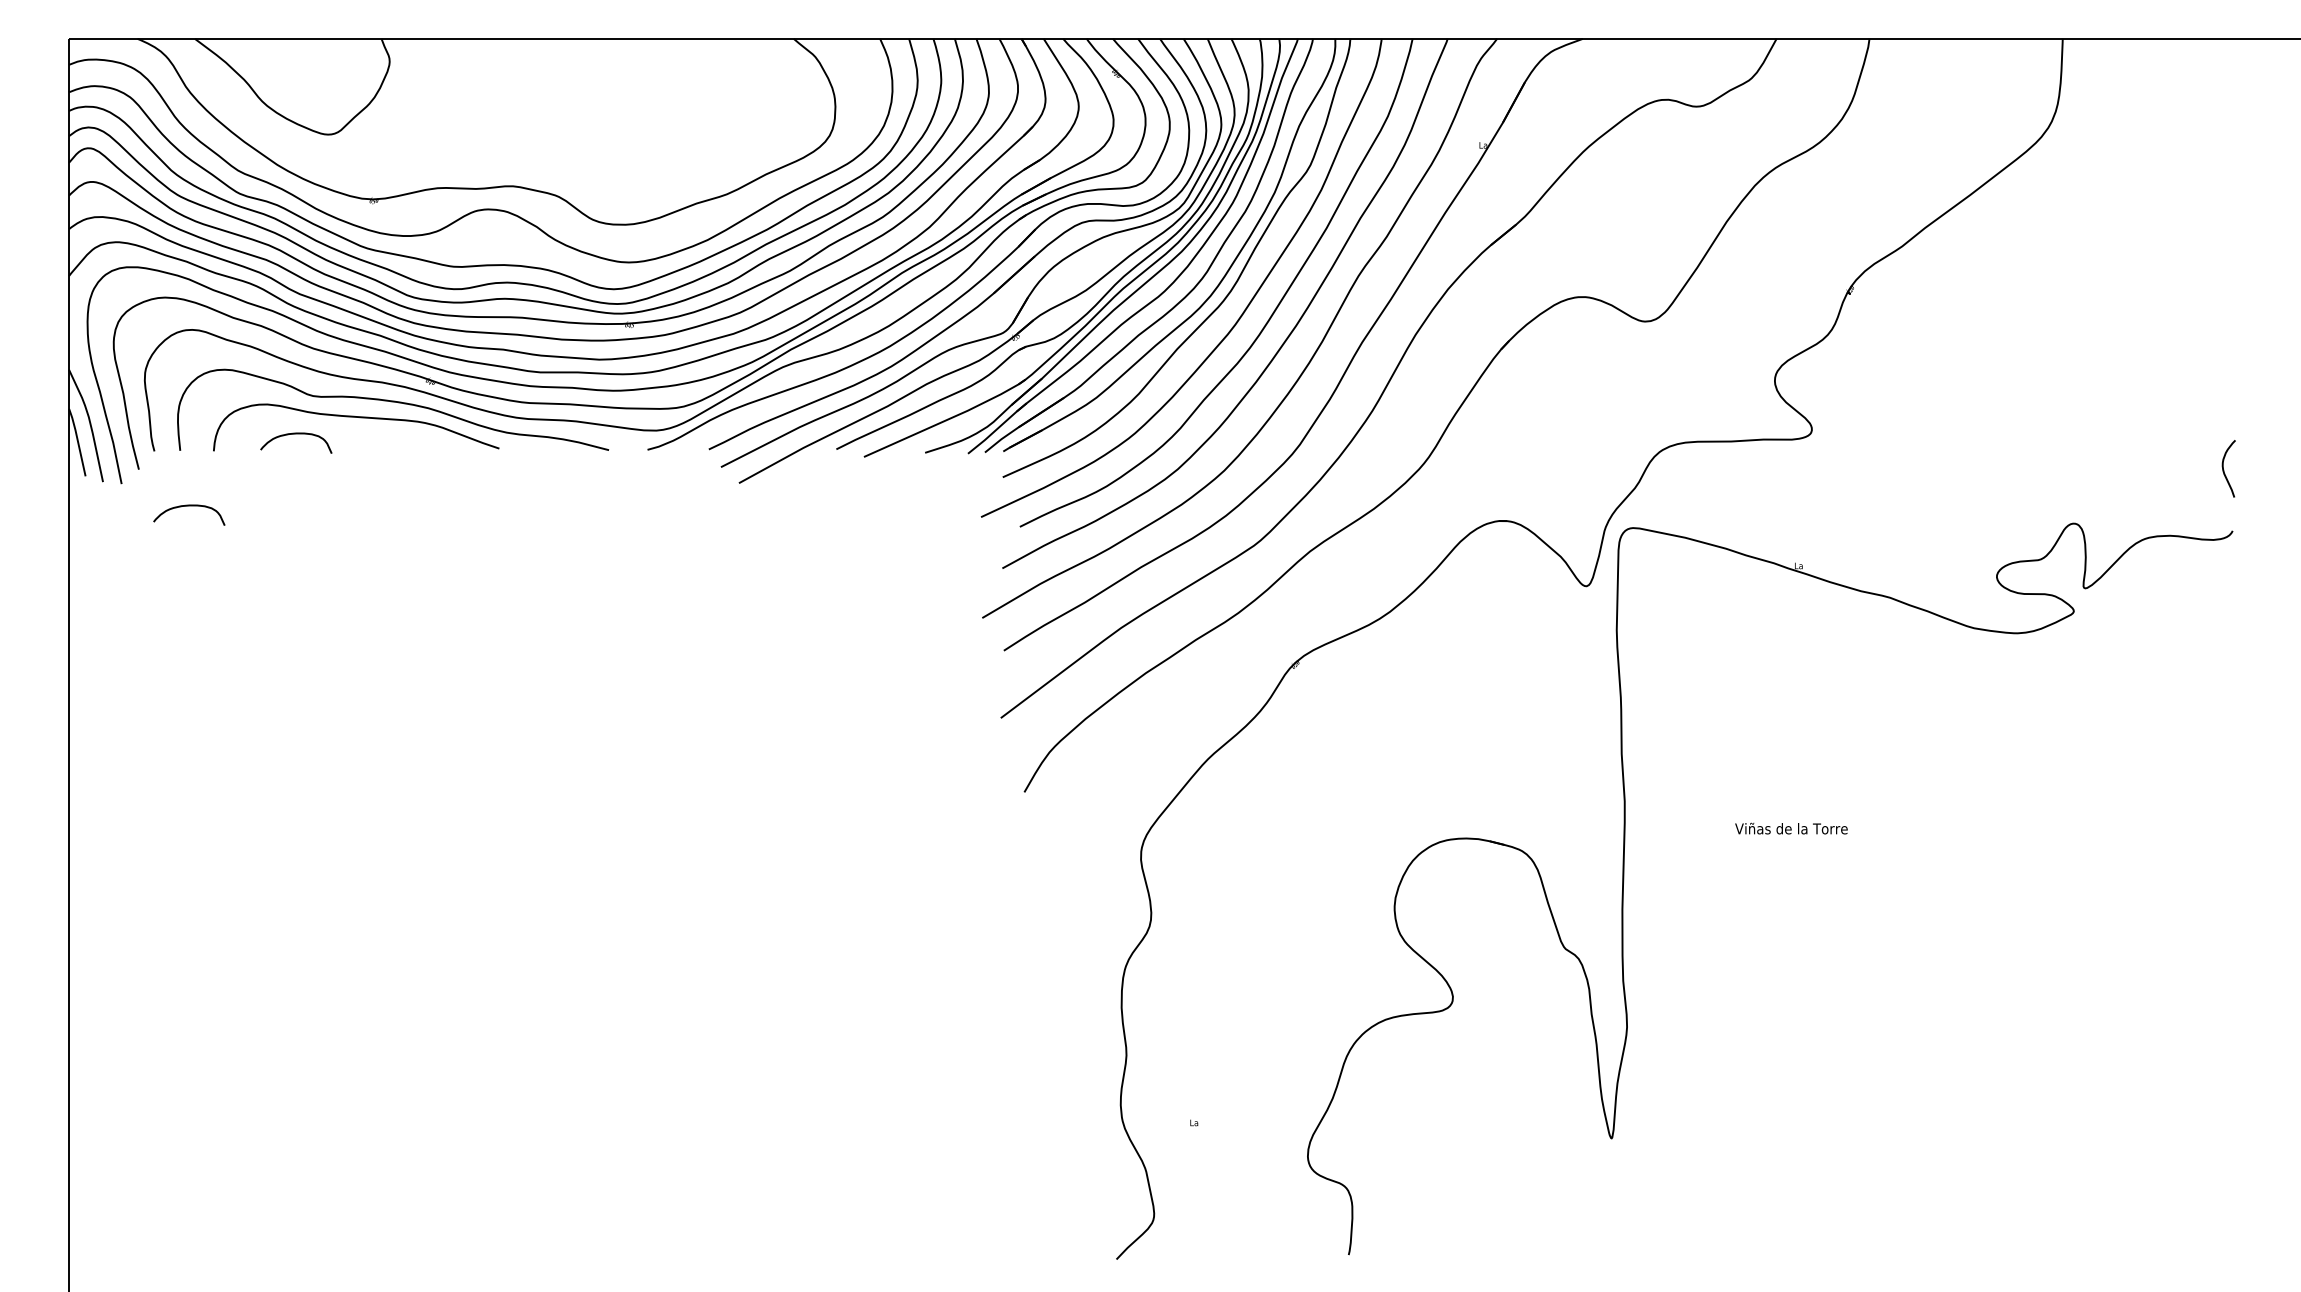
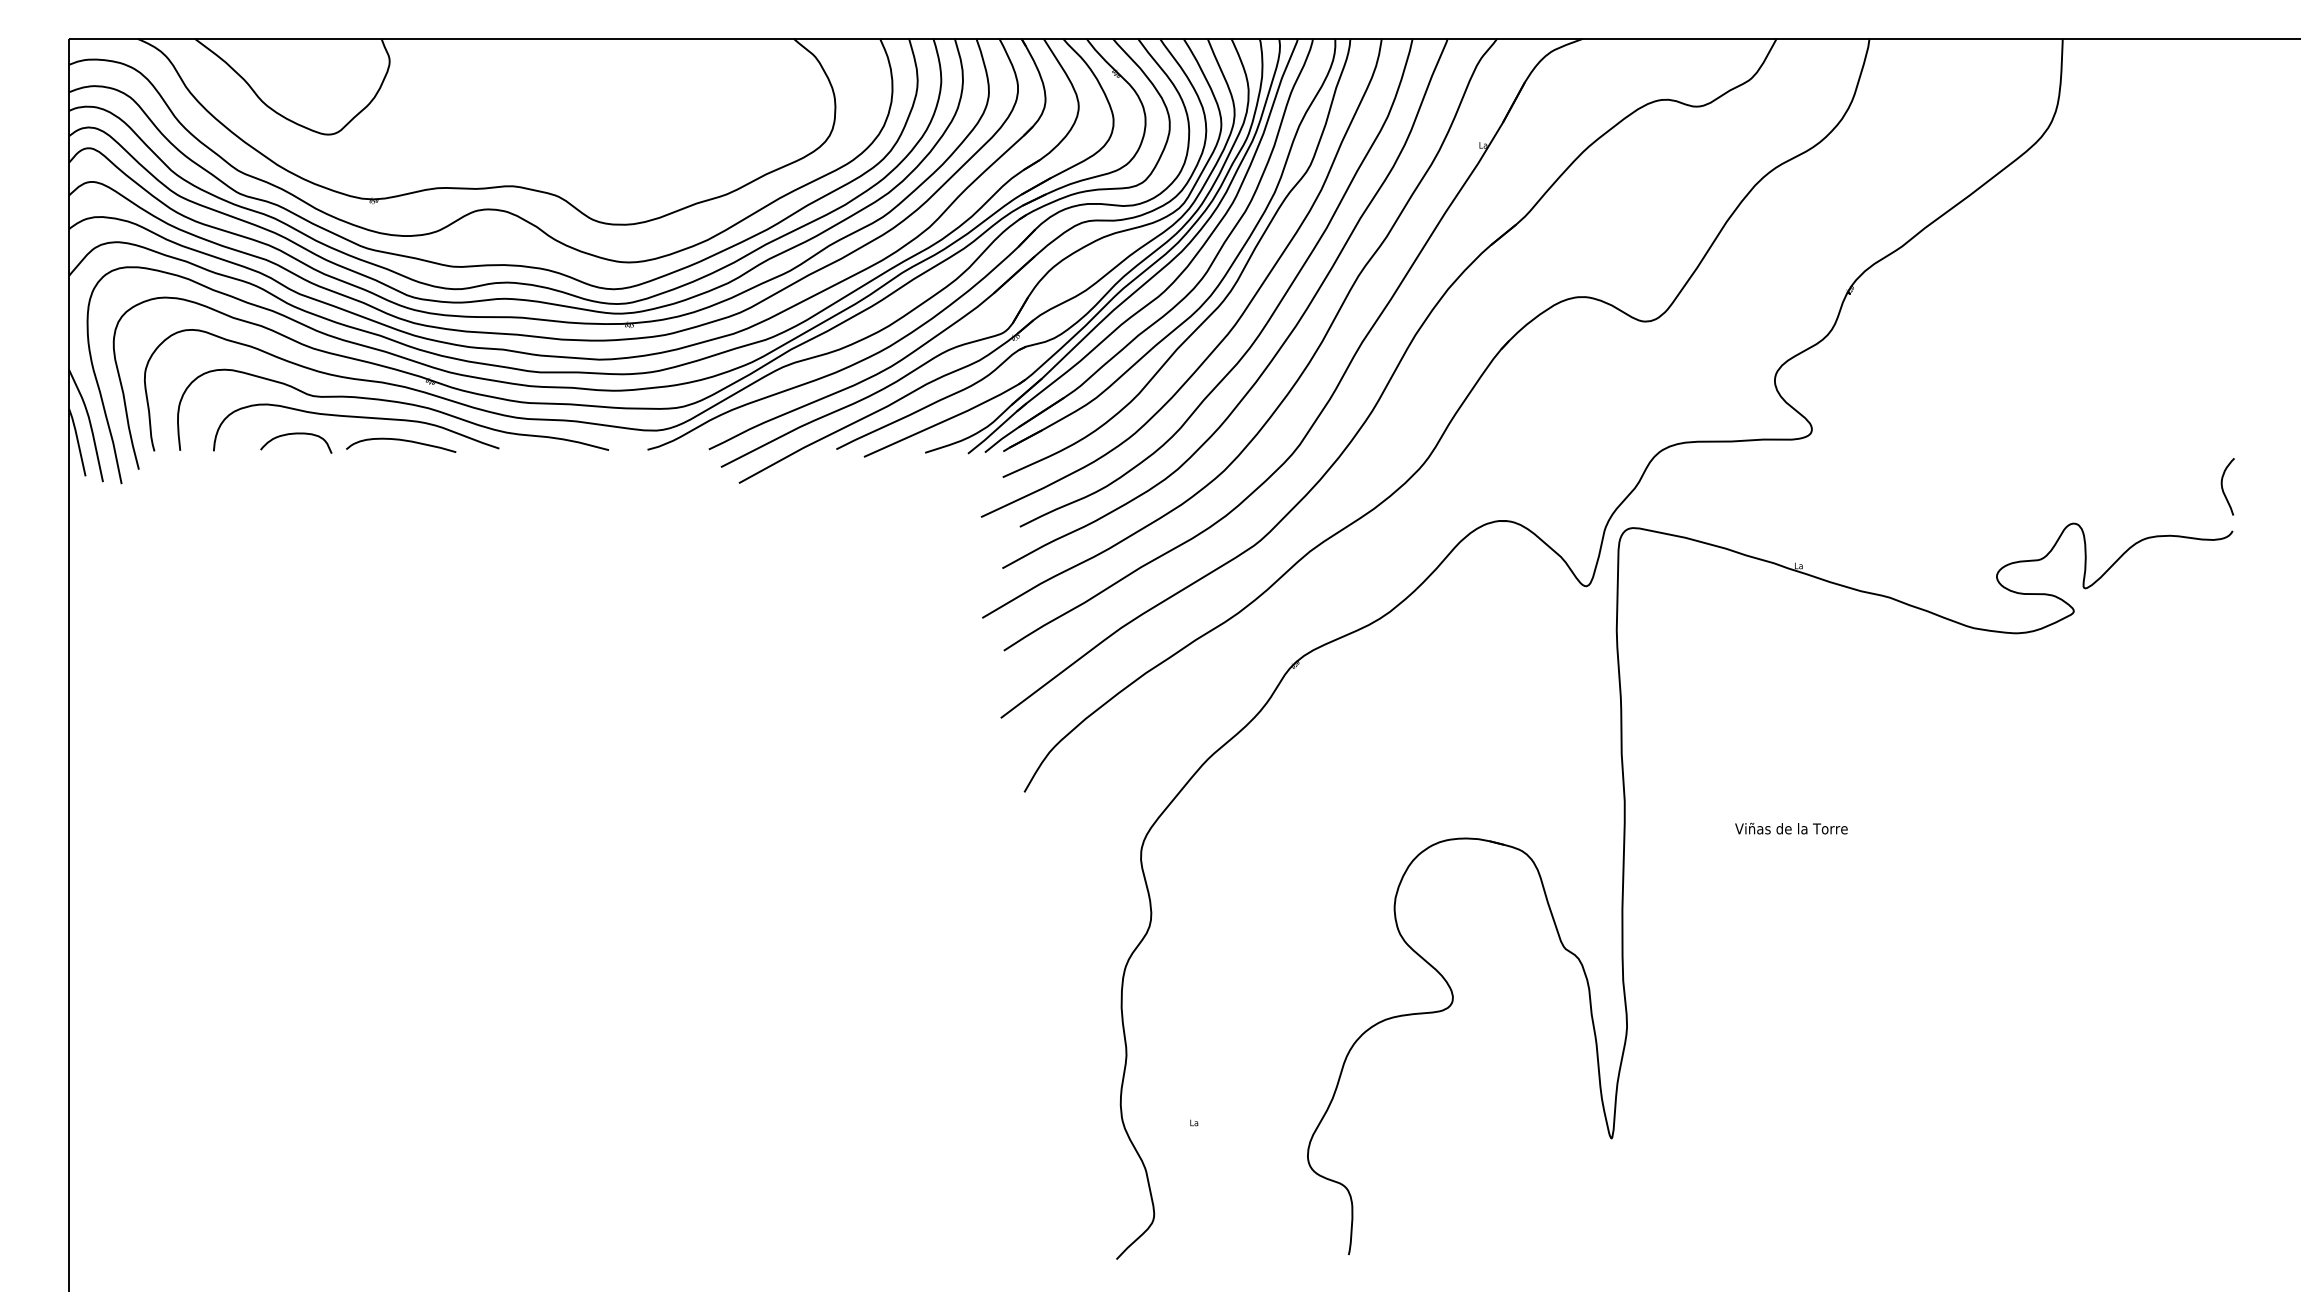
curve: none -> present (403, 441)
curve position: (2224, 470) -> (2223, 488) (2223, 488)
curve: present -> none (189, 506)
